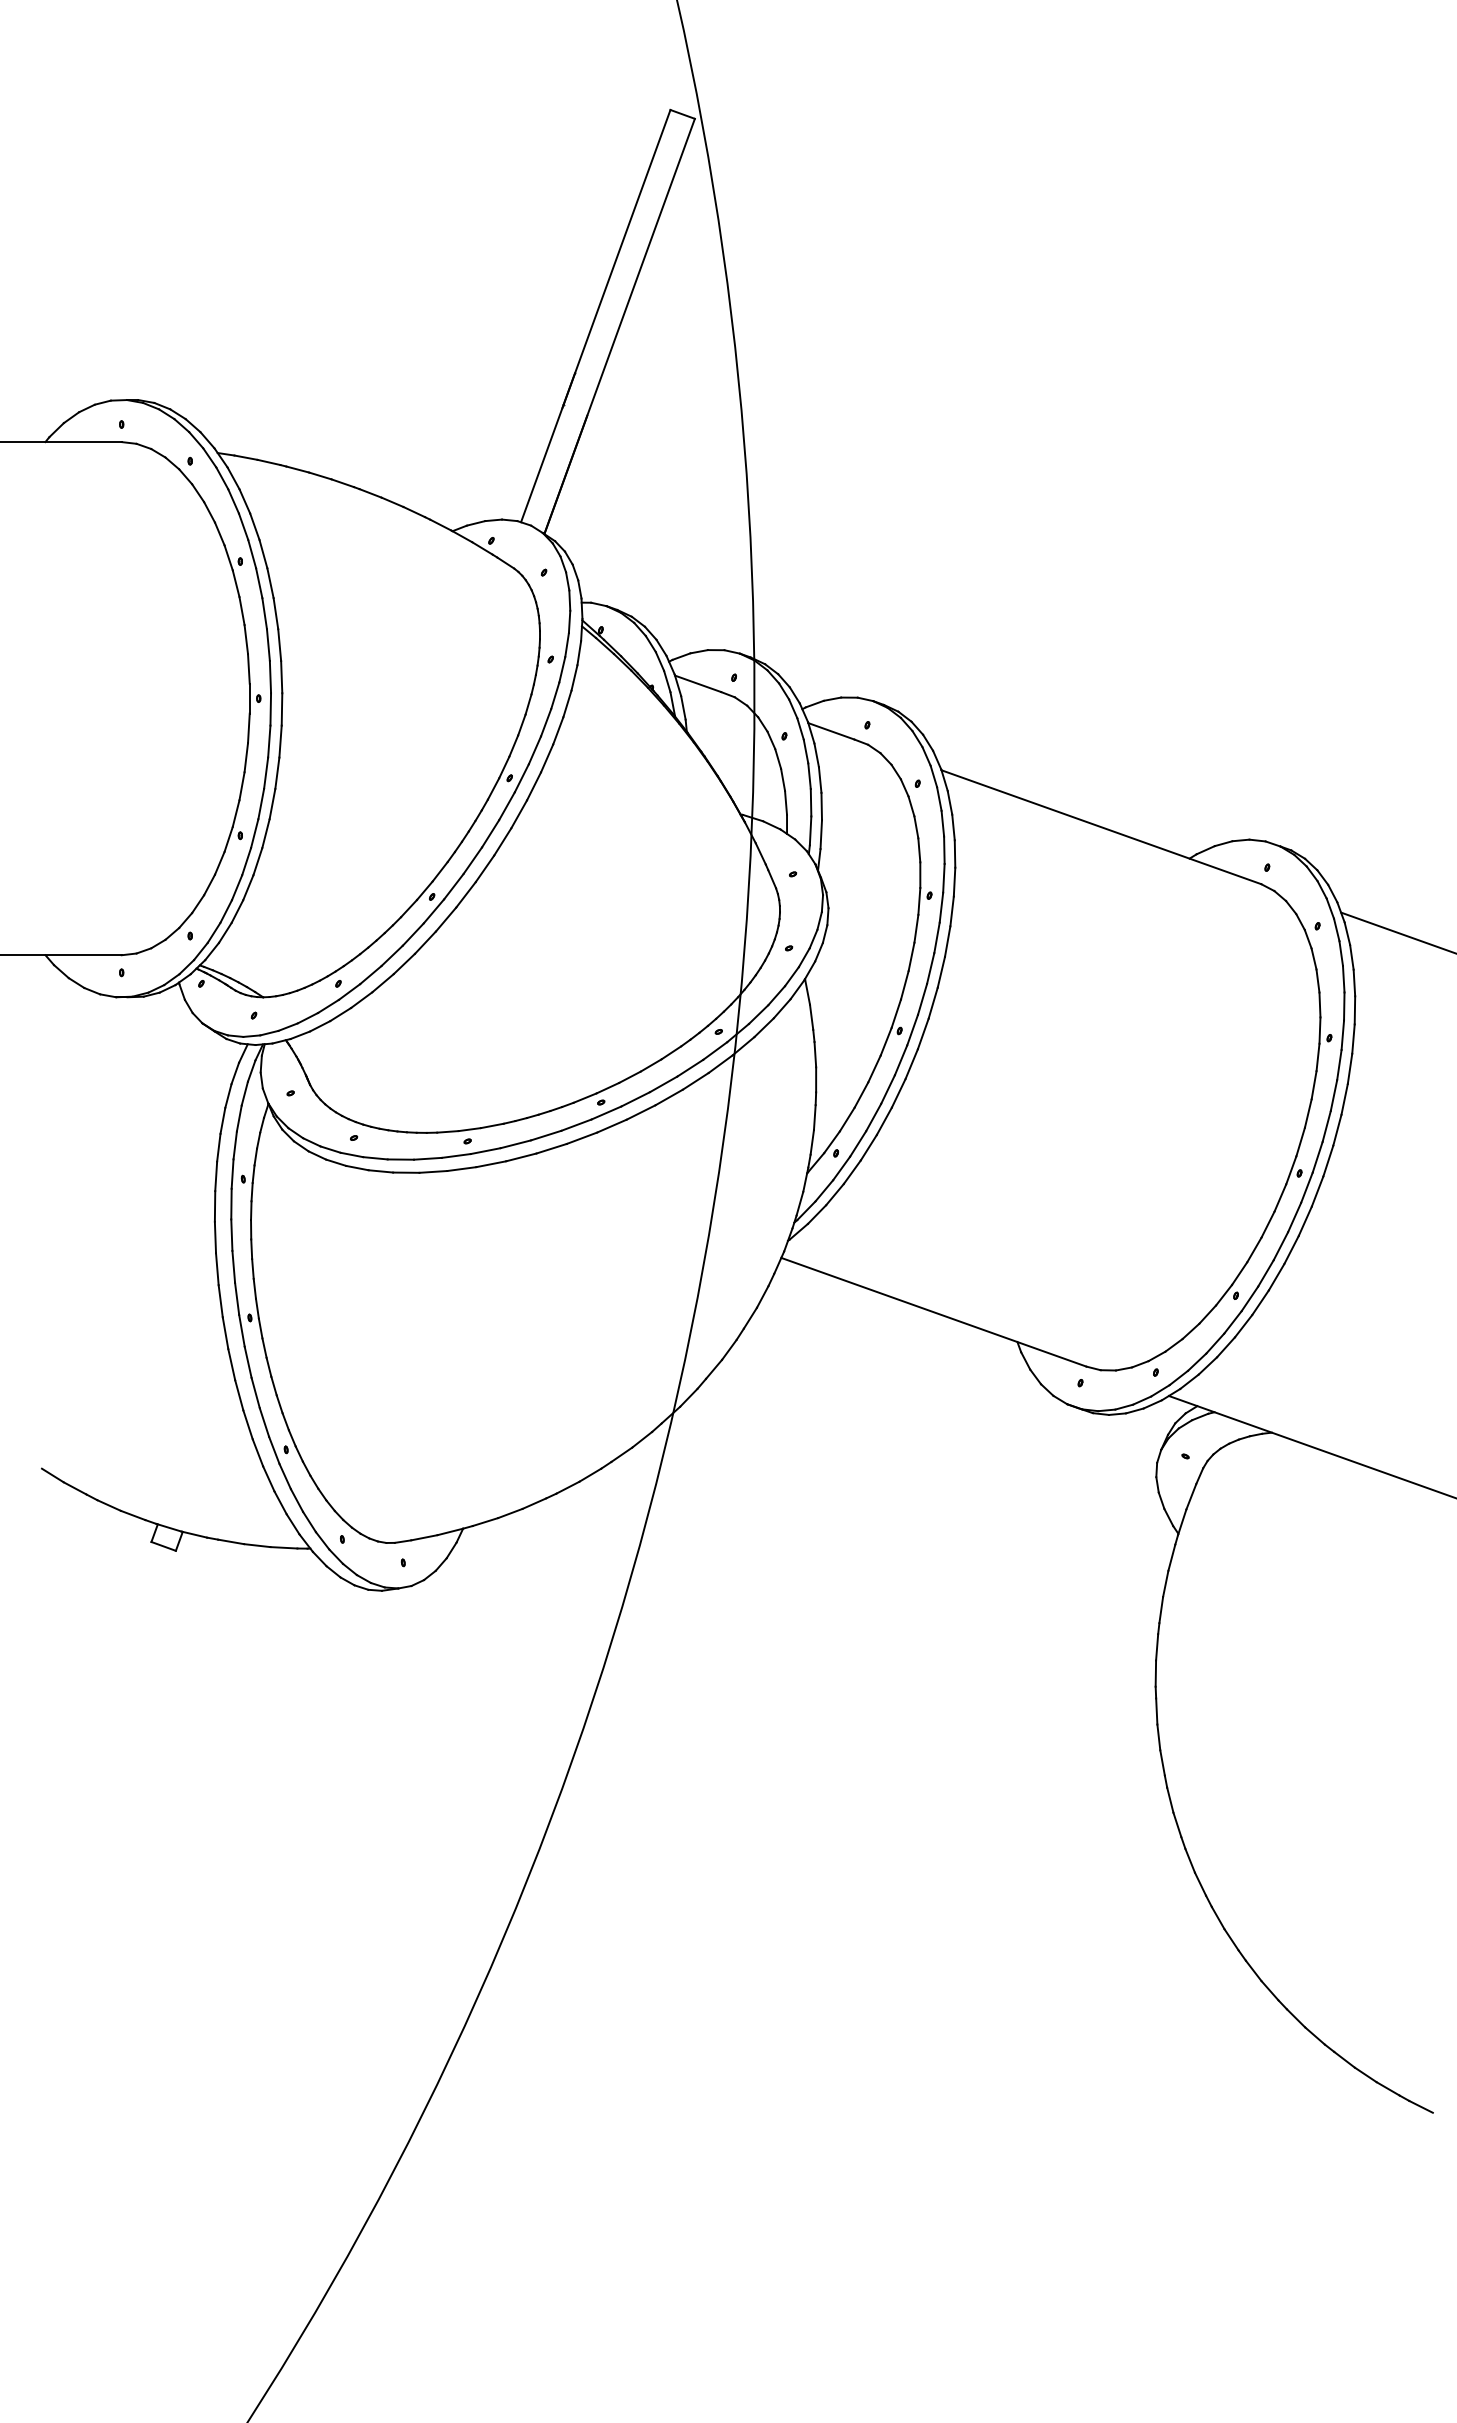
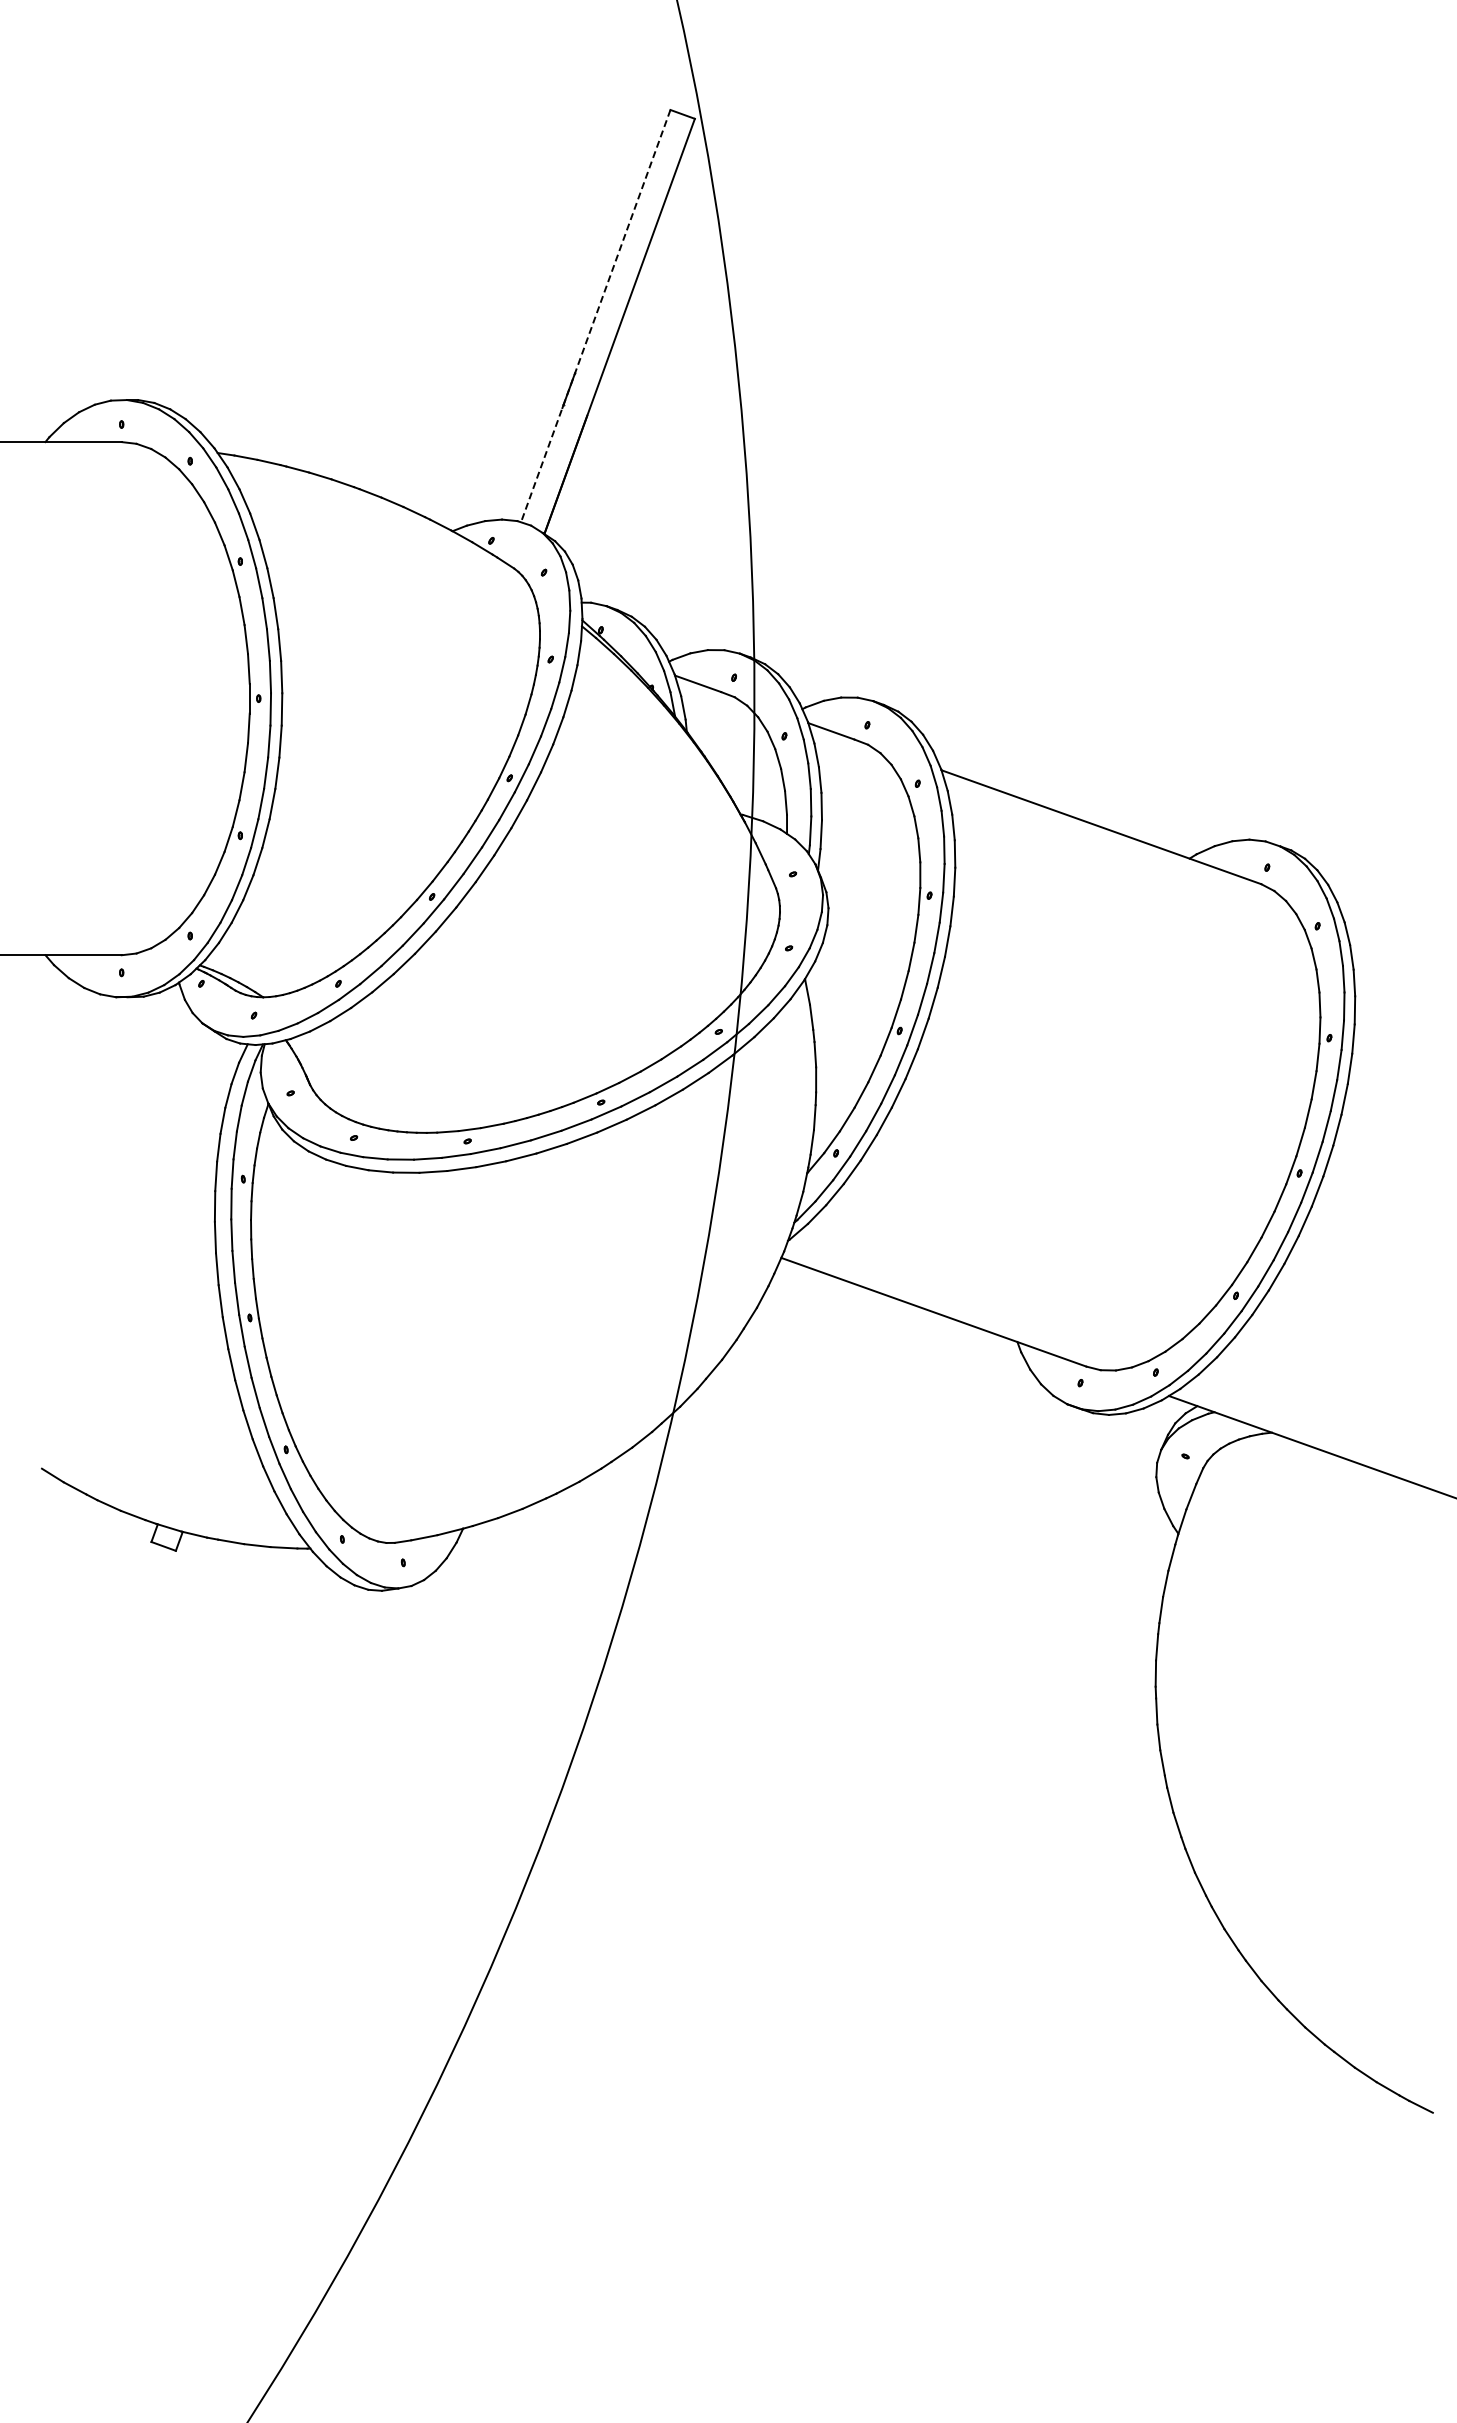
line: solid -> dashed (595, 316)
line: present -> none (1397, 932)
